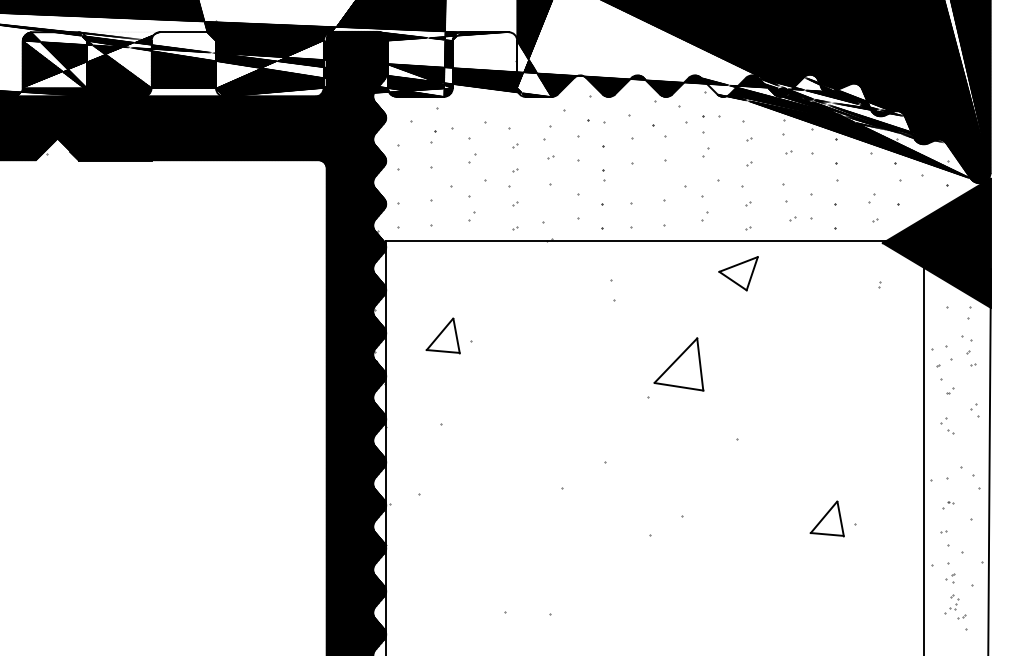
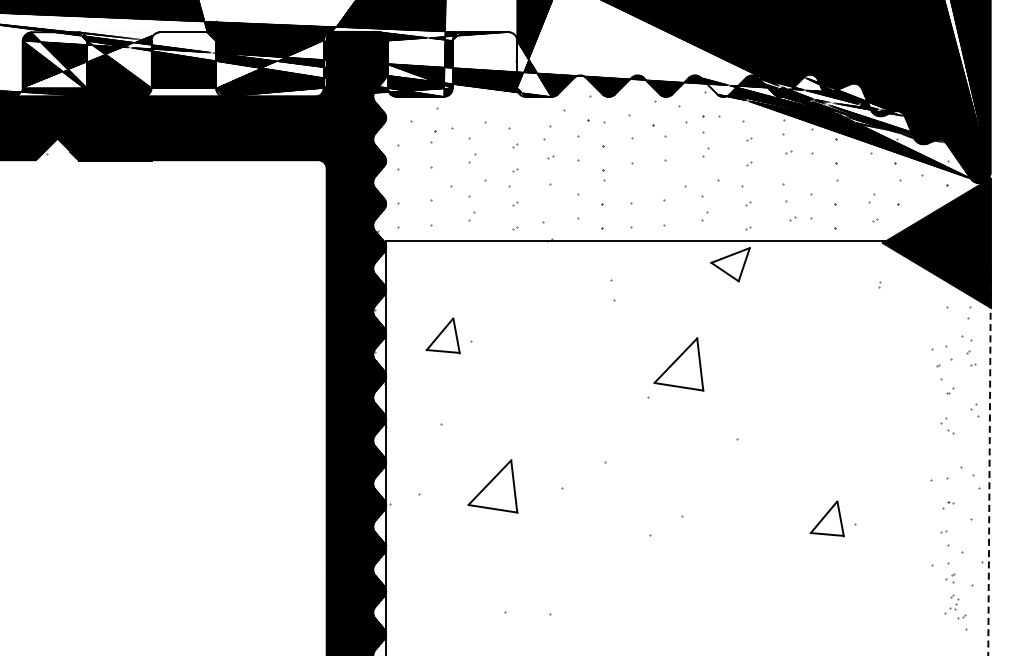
part position: (738, 273) -> (730, 264) (730, 264)
line: present -> none (923, 459)
line: solid -> dashed (989, 462)
part: none -> present (492, 486)
